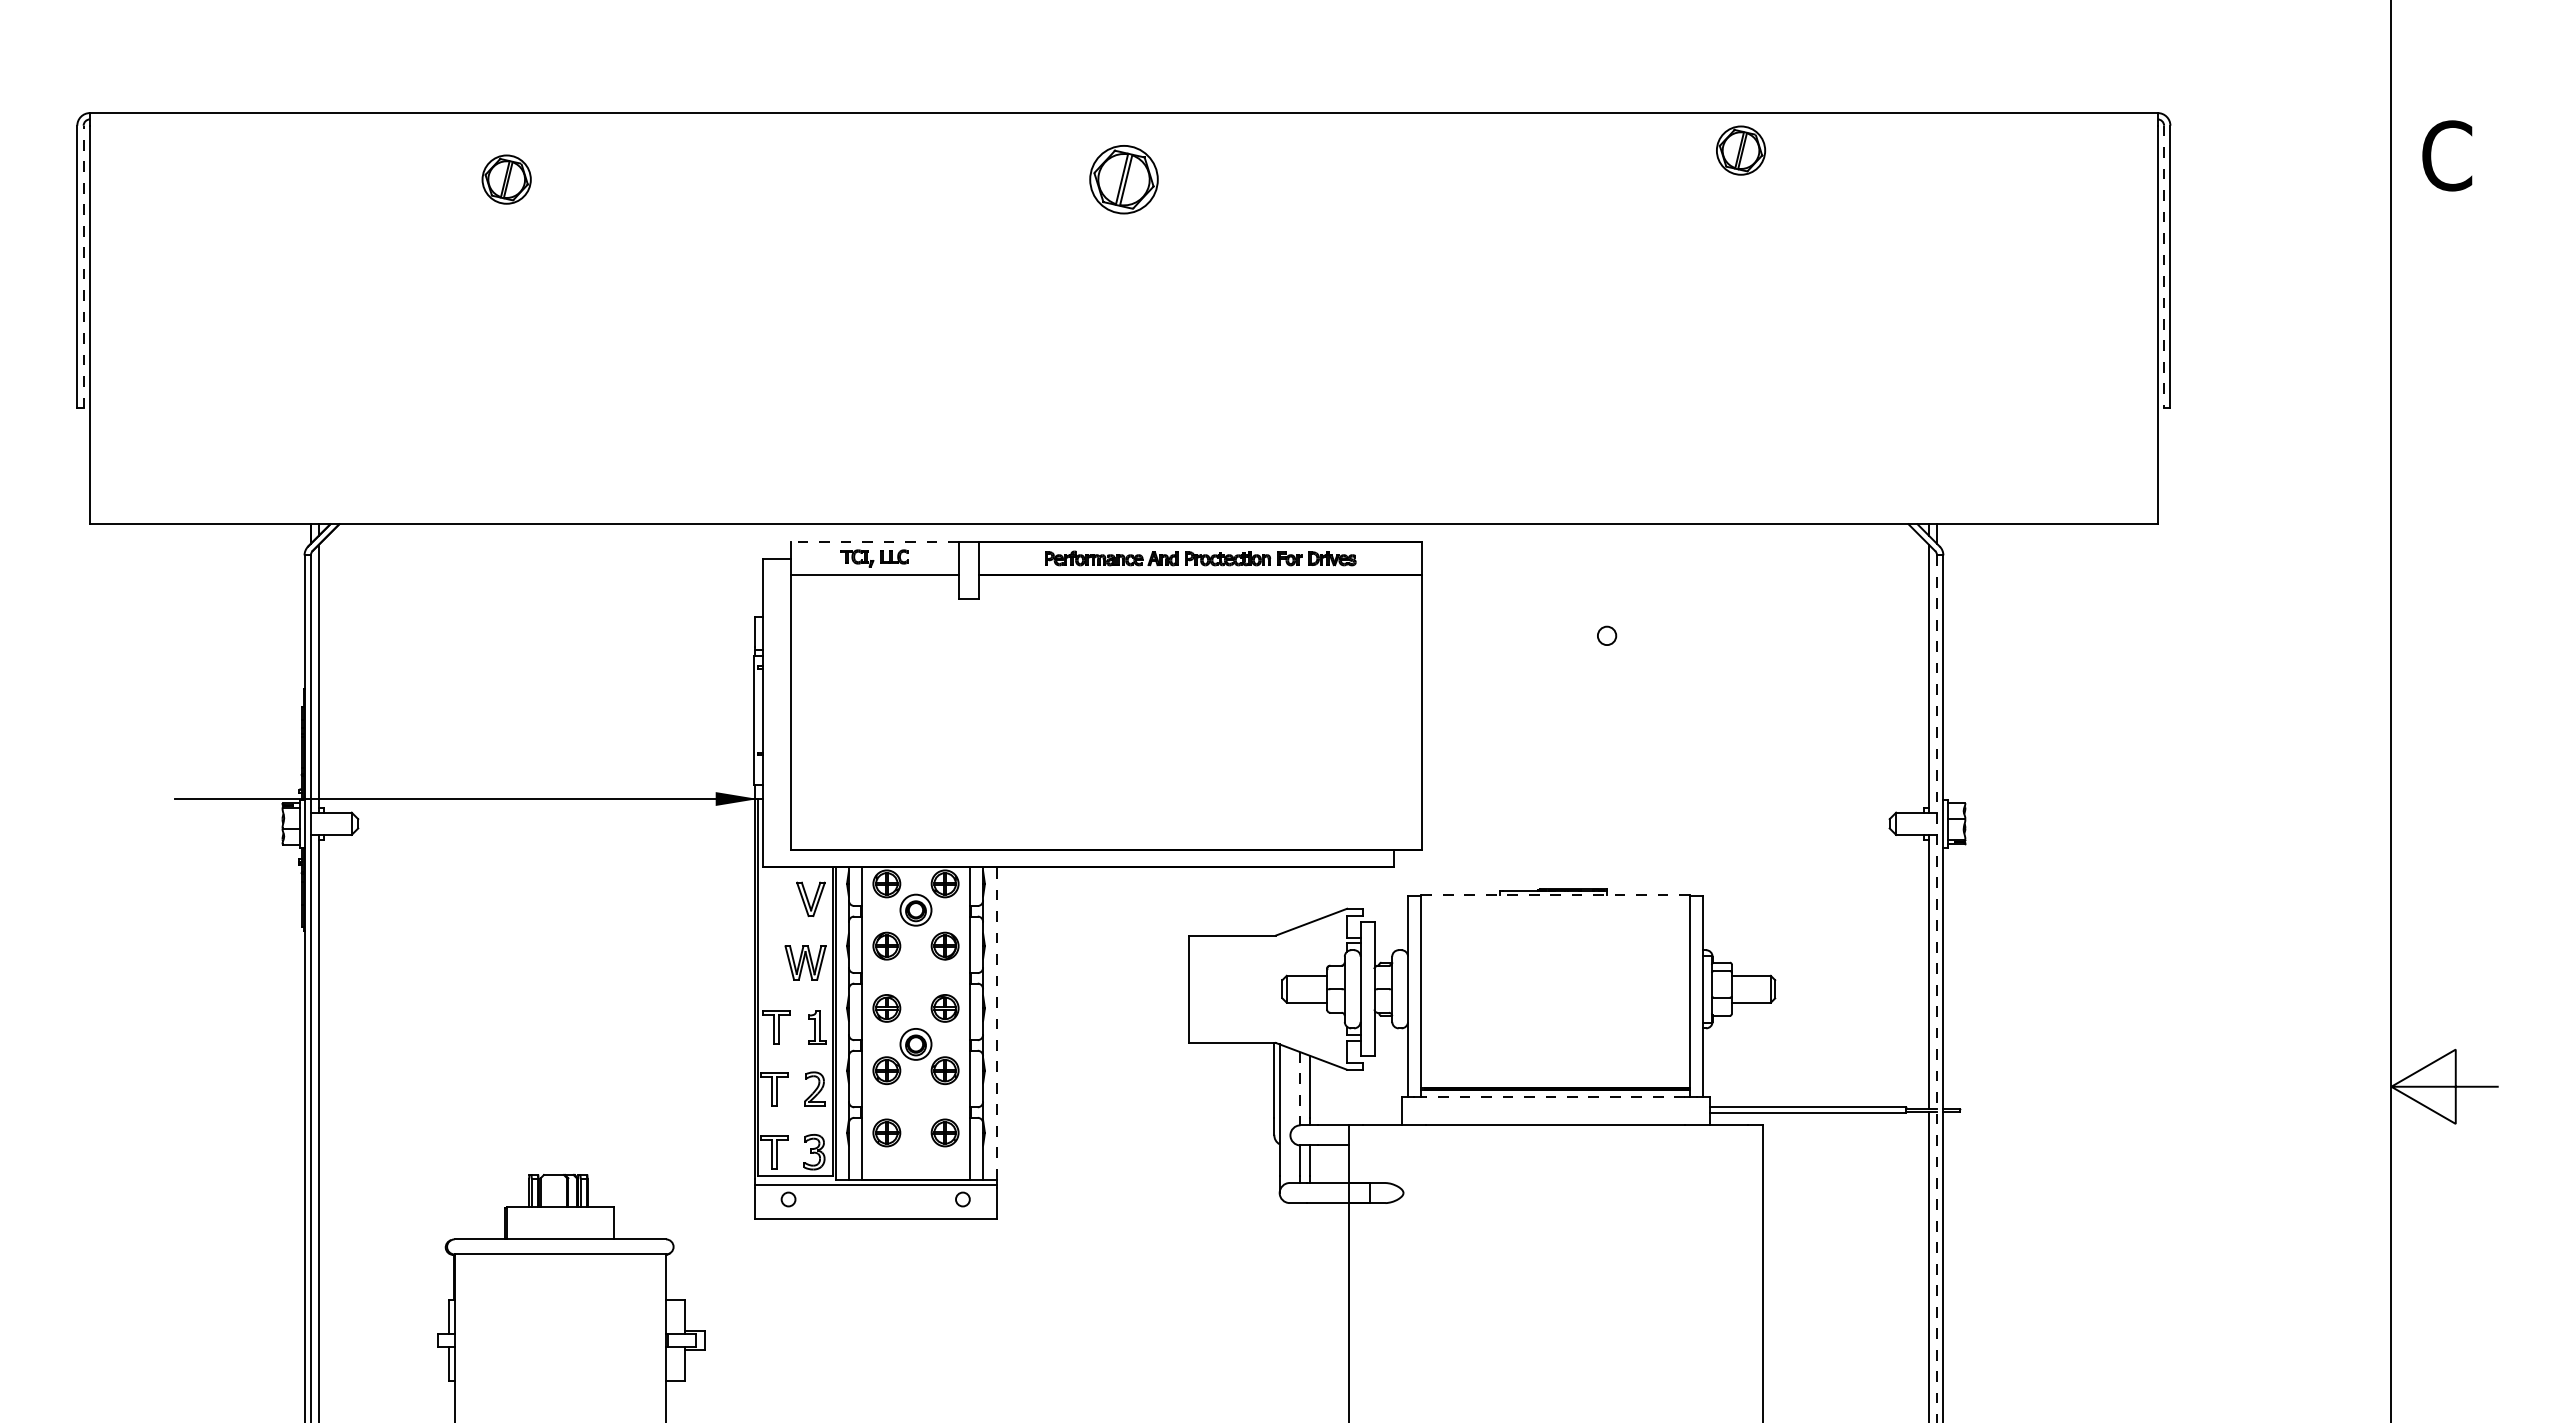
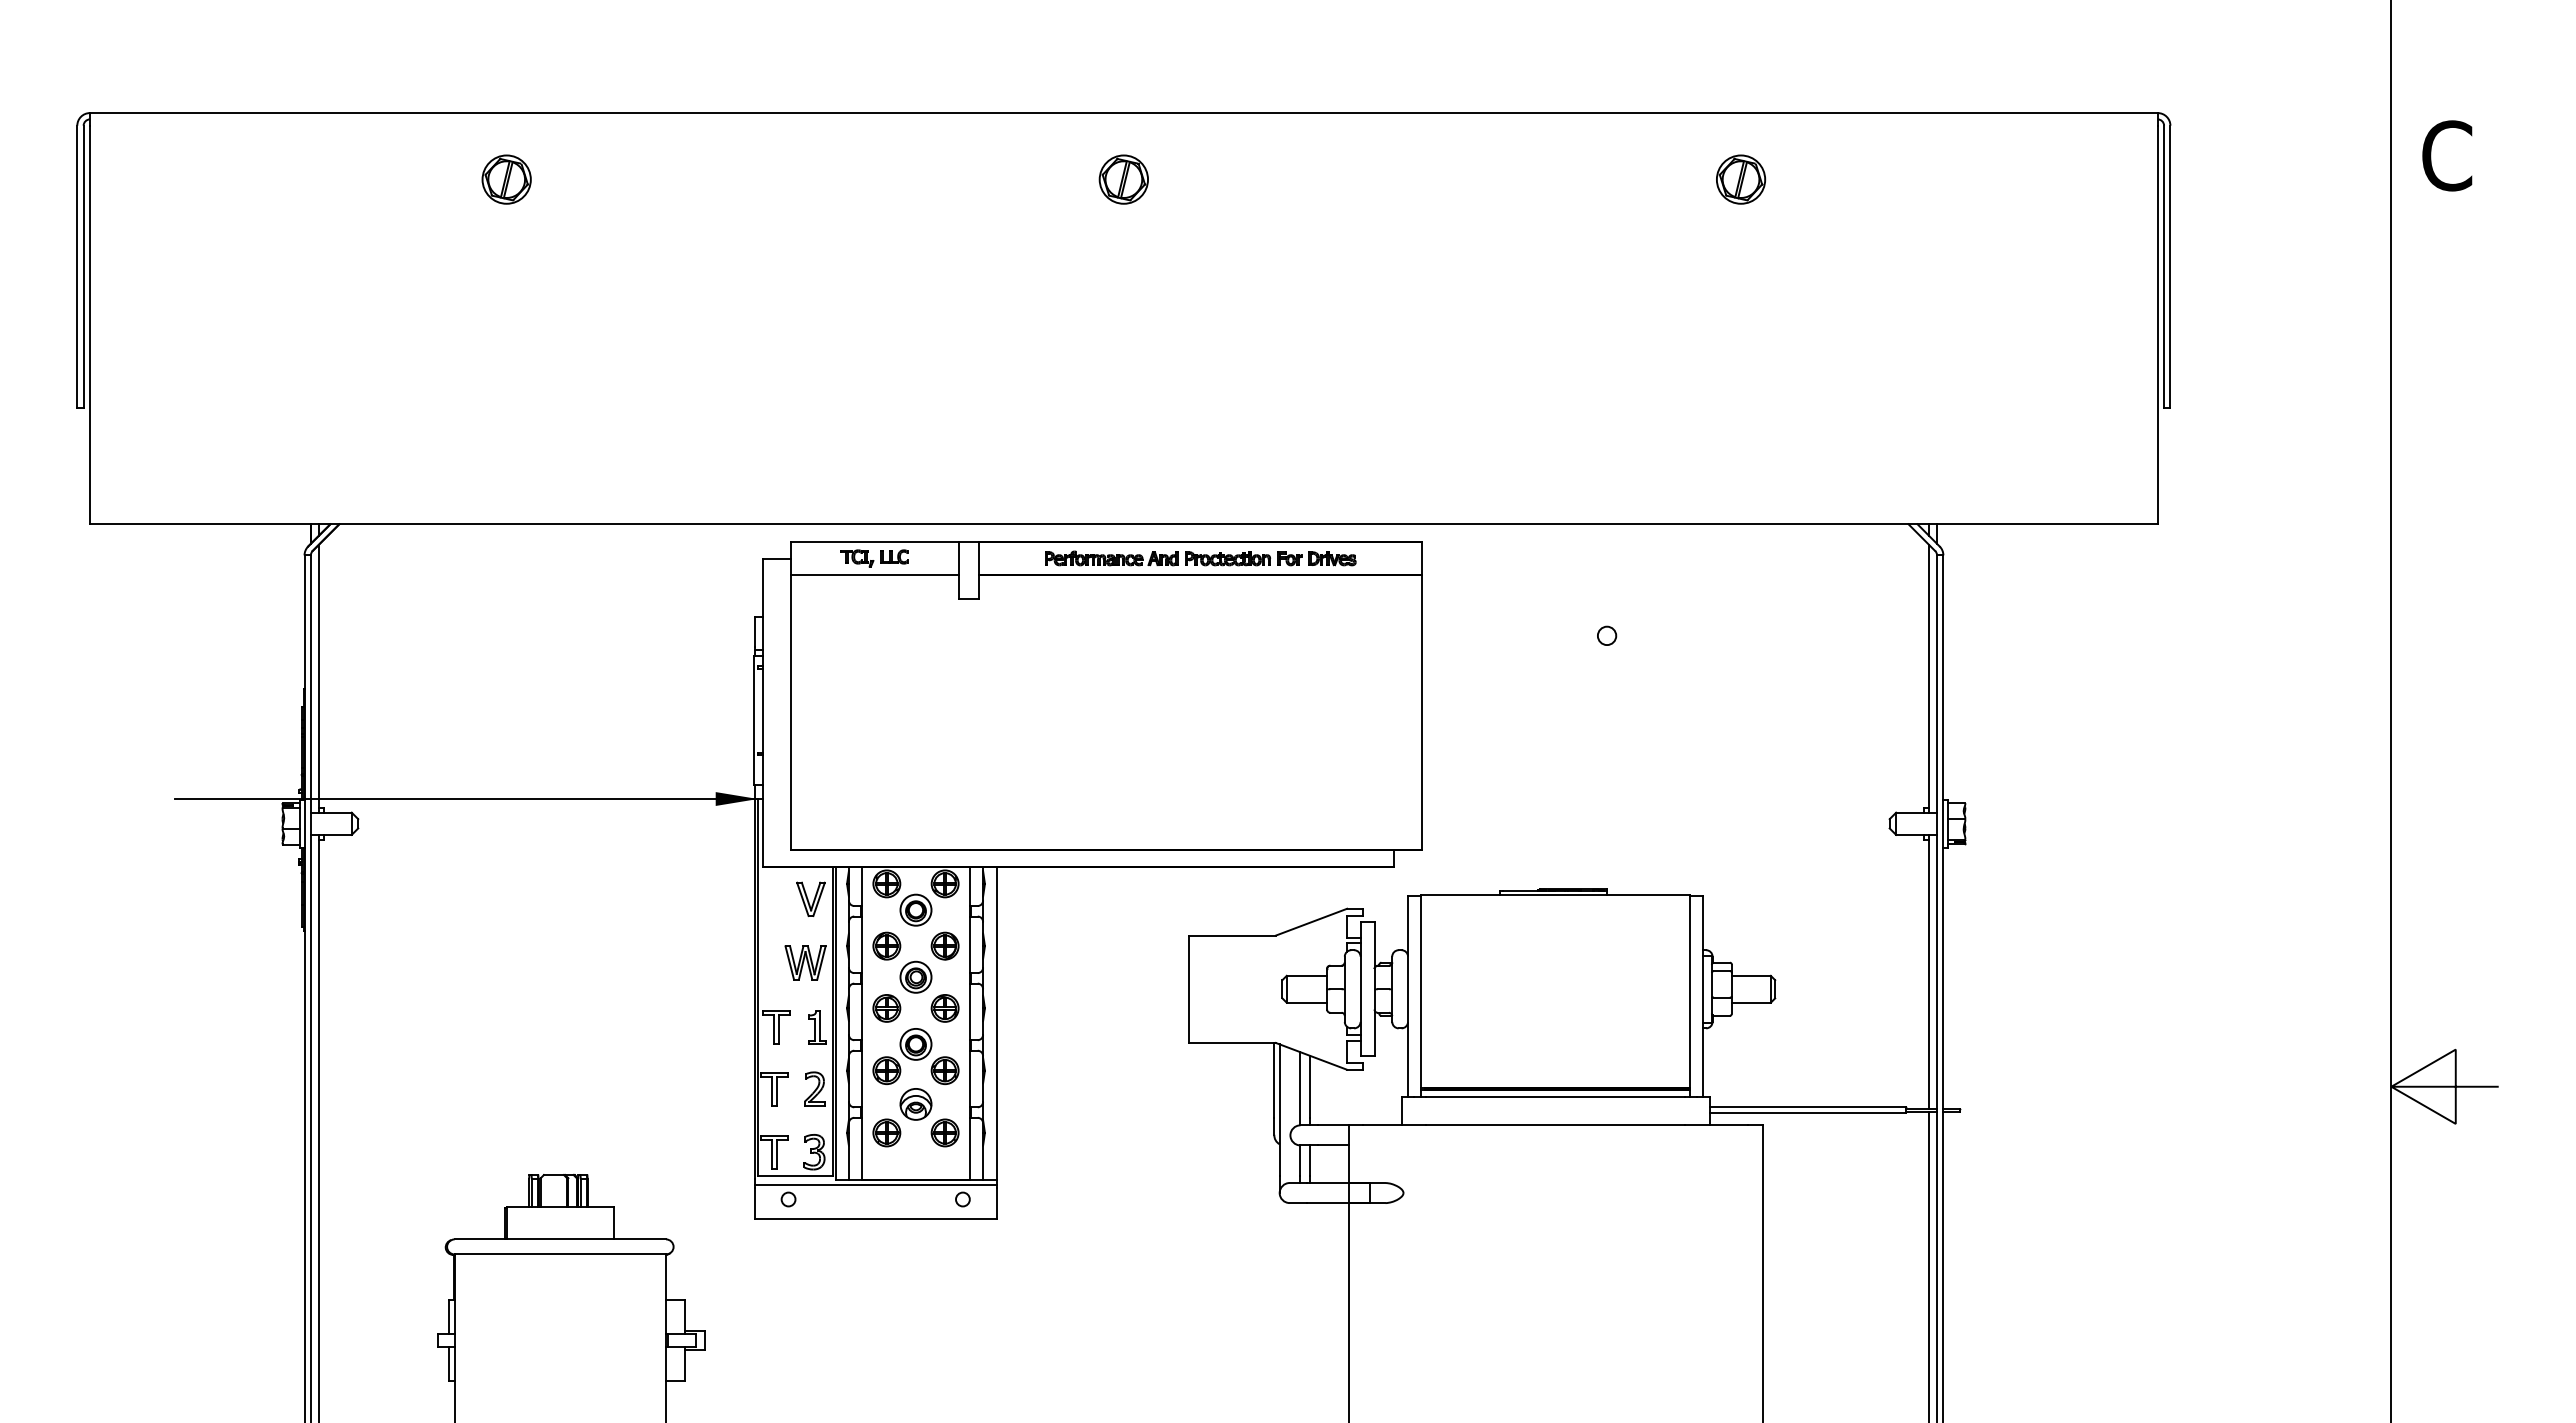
part position: (1741, 150) -> (1741, 179) (1741, 179)
part size: 70x70 px -> 51x51 px (1123, 179)
line: dashed -> solid (83, 266)
line: dashed -> solid (2164, 267)
line: dashed -> solid (874, 541)
line: dashed -> solid (1556, 895)
part: none -> present (915, 976)
line: dashed -> solid (1937, 989)
line: dashed -> solid (996, 1022)
line: dashed -> solid (1299, 1088)
line: dashed -> solid (1555, 1096)
part: none -> present (915, 1104)
